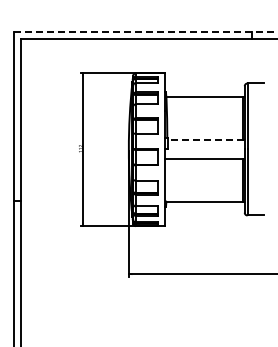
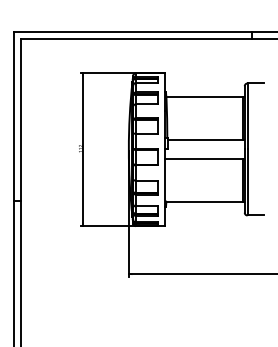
line: dashed -> solid (145, 32)
line: dashed -> solid (205, 139)
